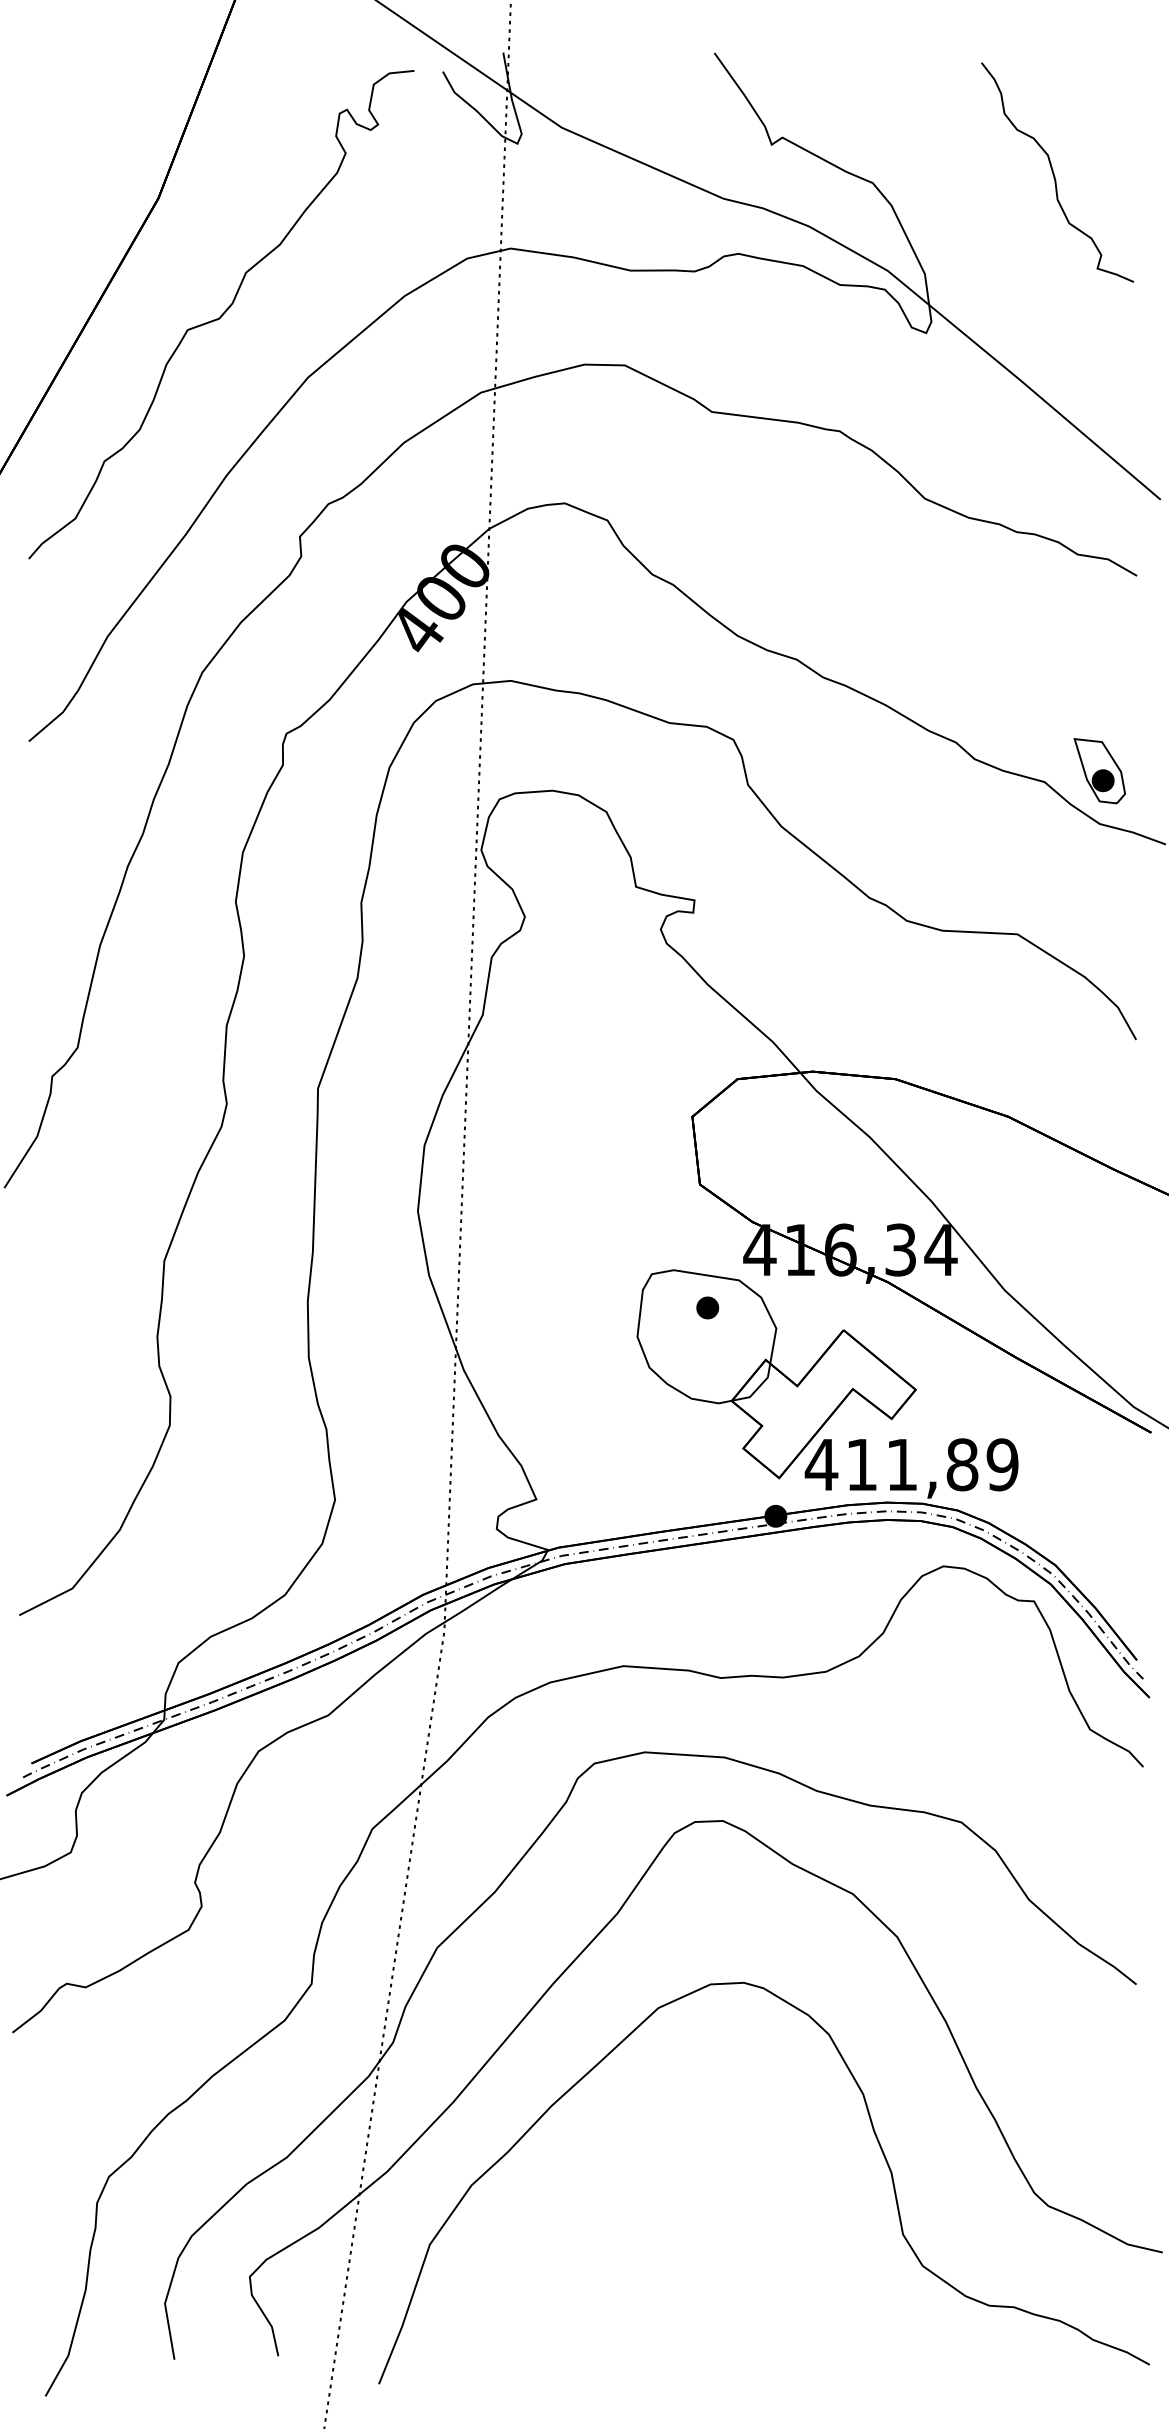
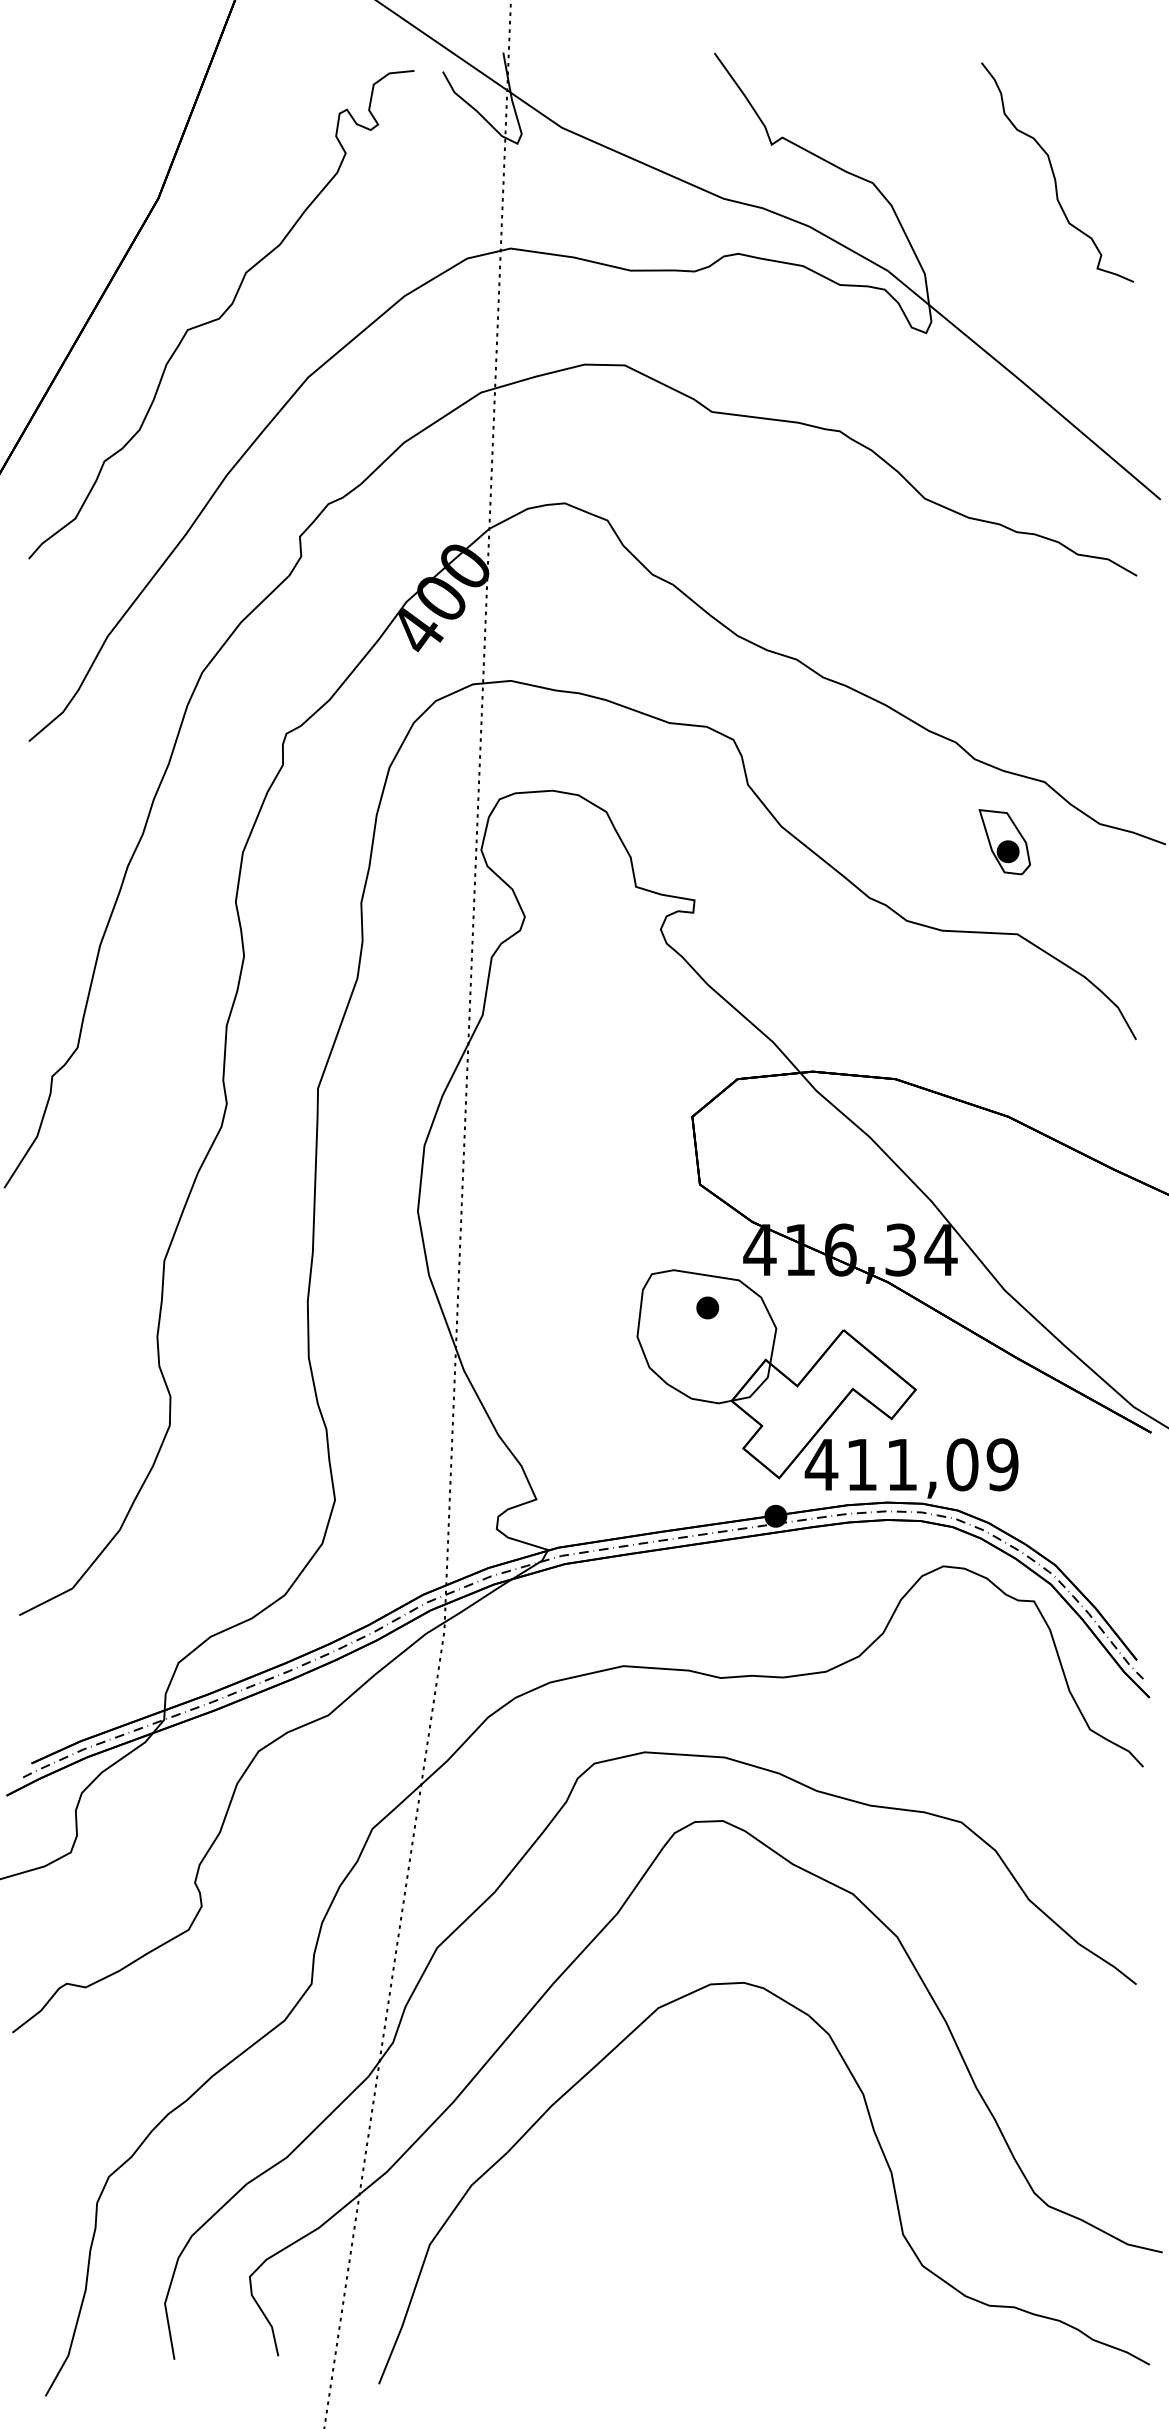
part position: (1099, 771) -> (1004, 842) (1004, 842)
text: 411,89 -> 411,09 (962, 1464)
